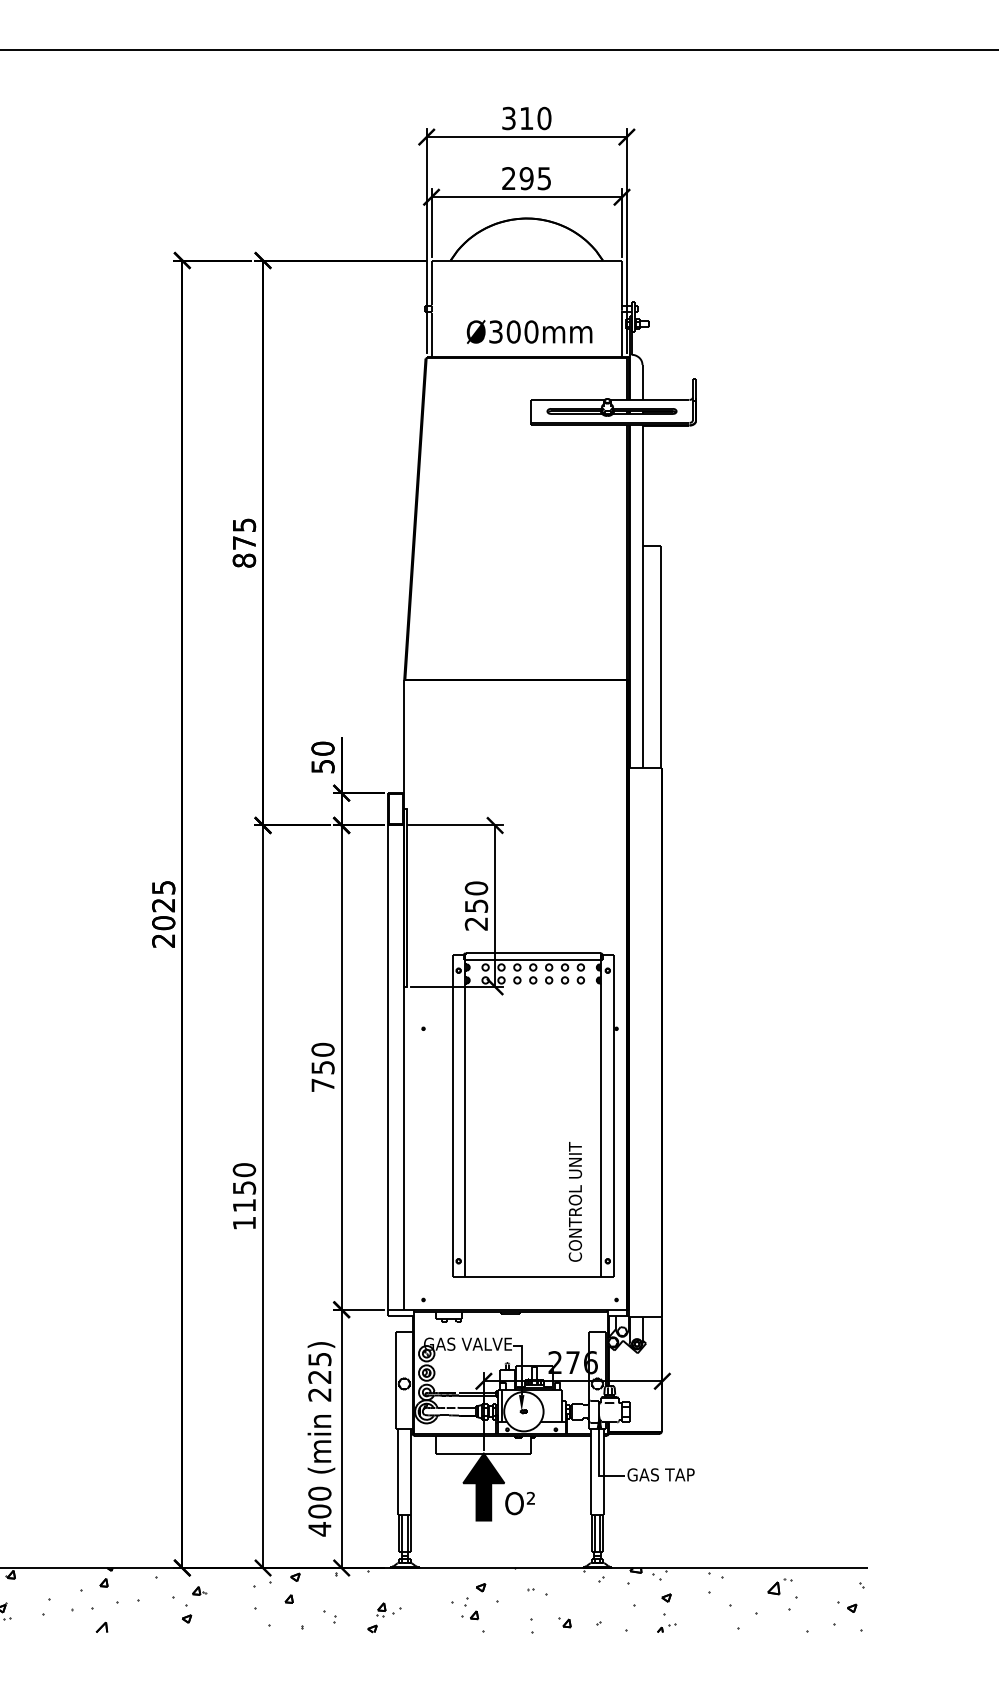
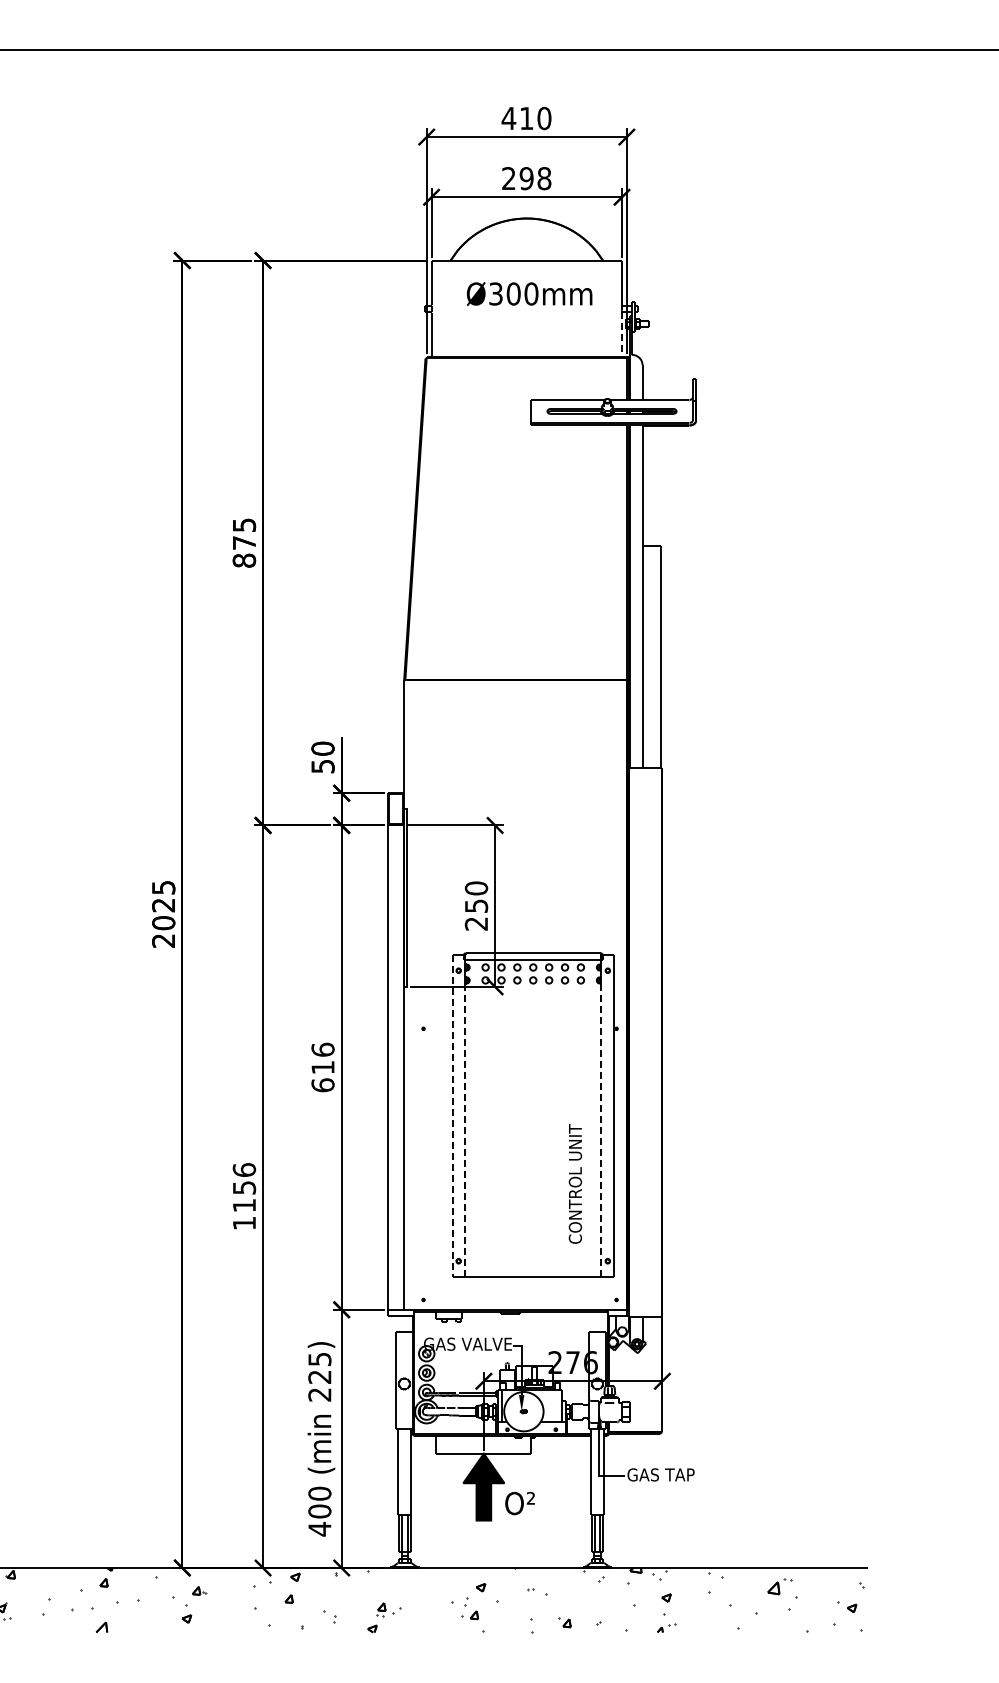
text: 310 -> 410 (508, 118)
text: 295 -> 298 (544, 178)
text position: (529, 331) -> (529, 293) (529, 293)
line: solid -> dashed (621, 334)
text: 750 -> 616 (322, 1067)
line: solid -> dashed (452, 1116)
line: solid -> dashed (465, 1130)
line: solid -> dashed (601, 1130)
text: 1150 -> 1156 (243, 1170)
text position: (574, 1201) -> (574, 1183) (574, 1183)
